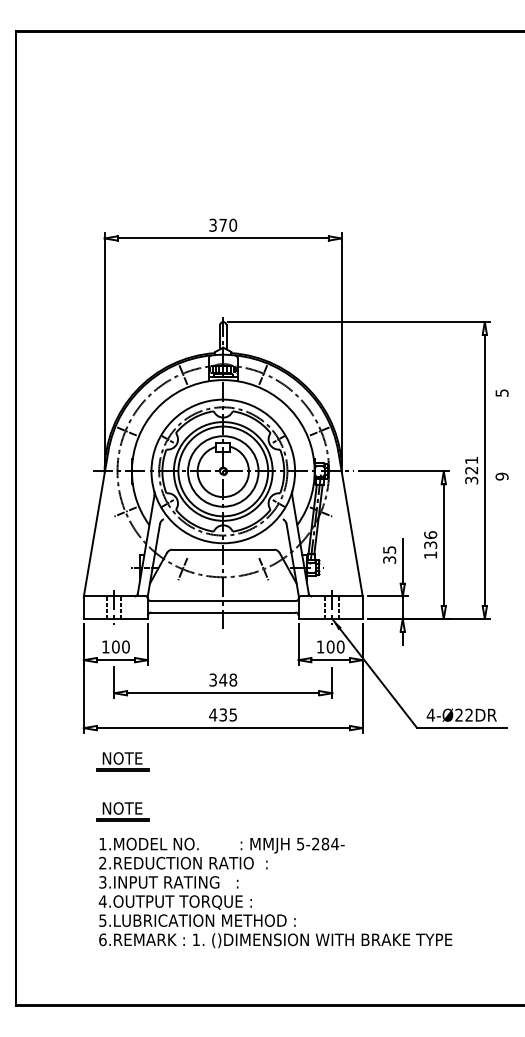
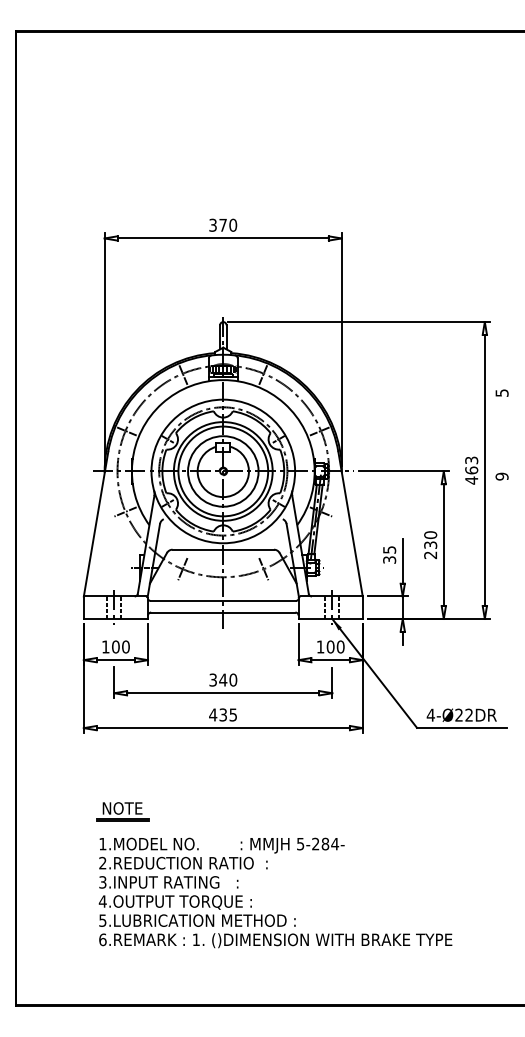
text: 321 -> 463 (471, 470)
text: 136 -> 230 (430, 545)
text: 348 -> 340 (233, 679)
part: present -> none (122, 761)
